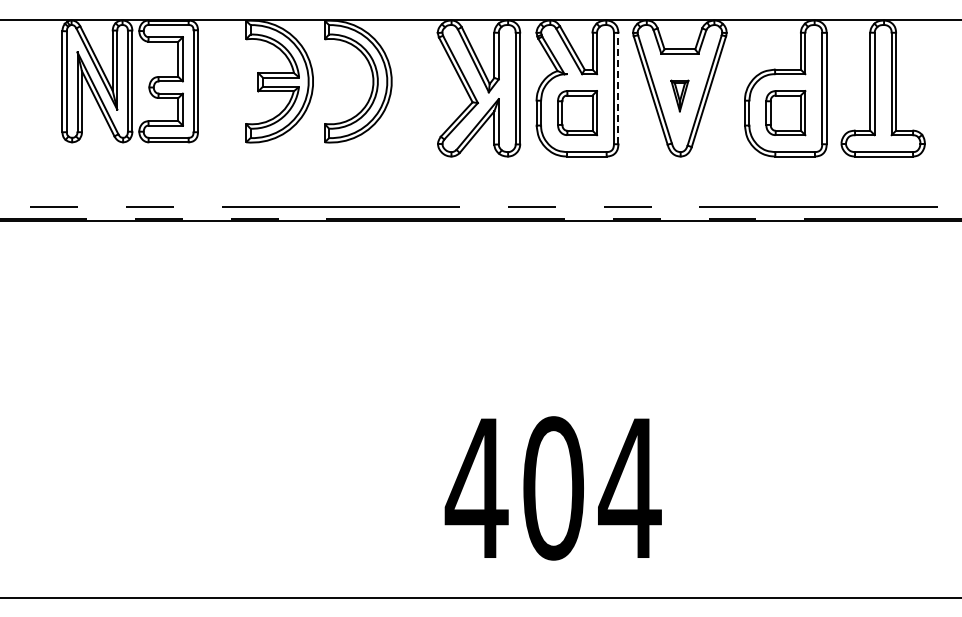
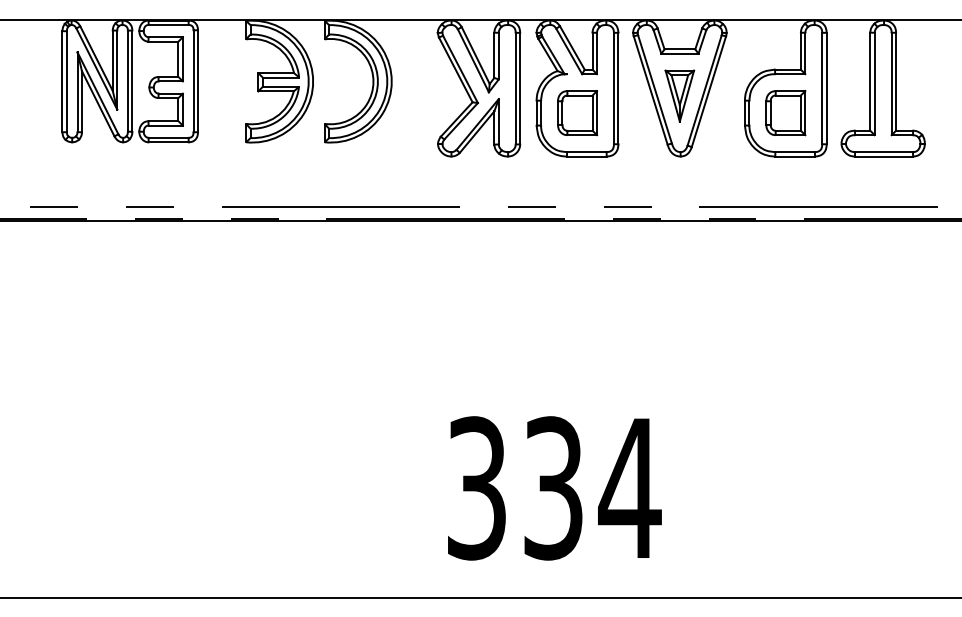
line: dashed -> solid (618, 88)
part size: 20x34 px -> 32x54 px (679, 95)
text: 404 -> 334 (513, 488)
